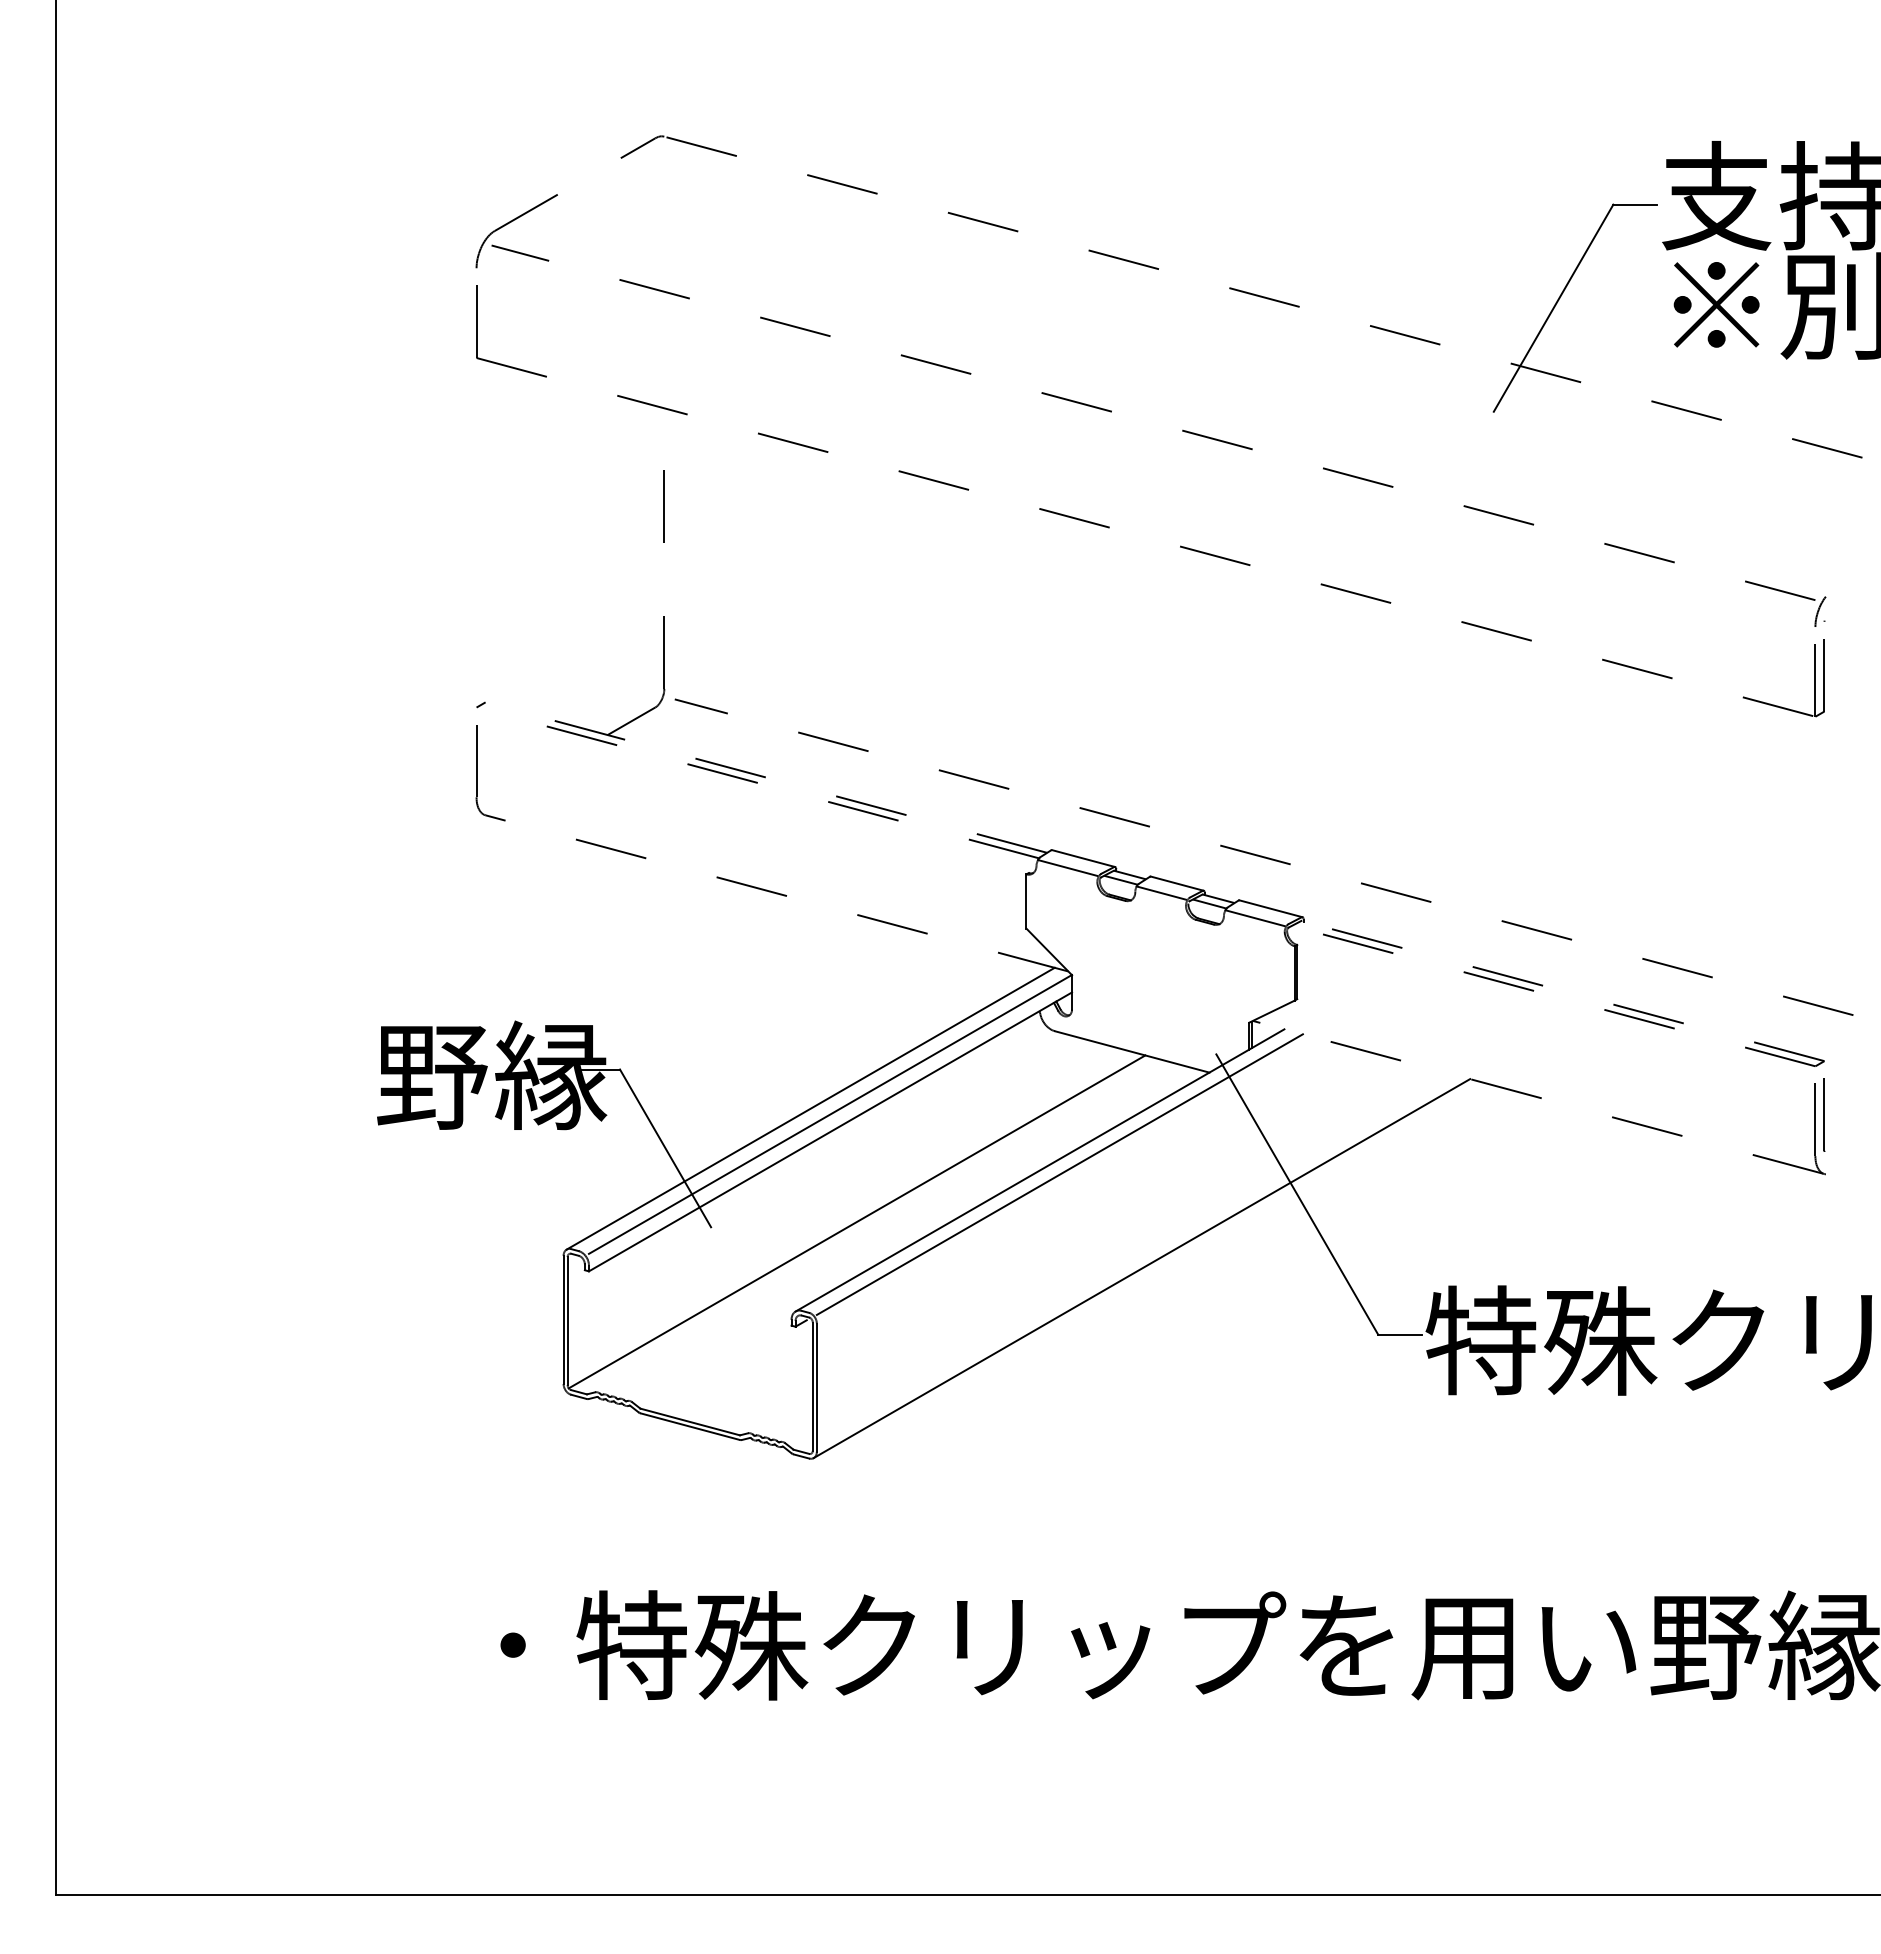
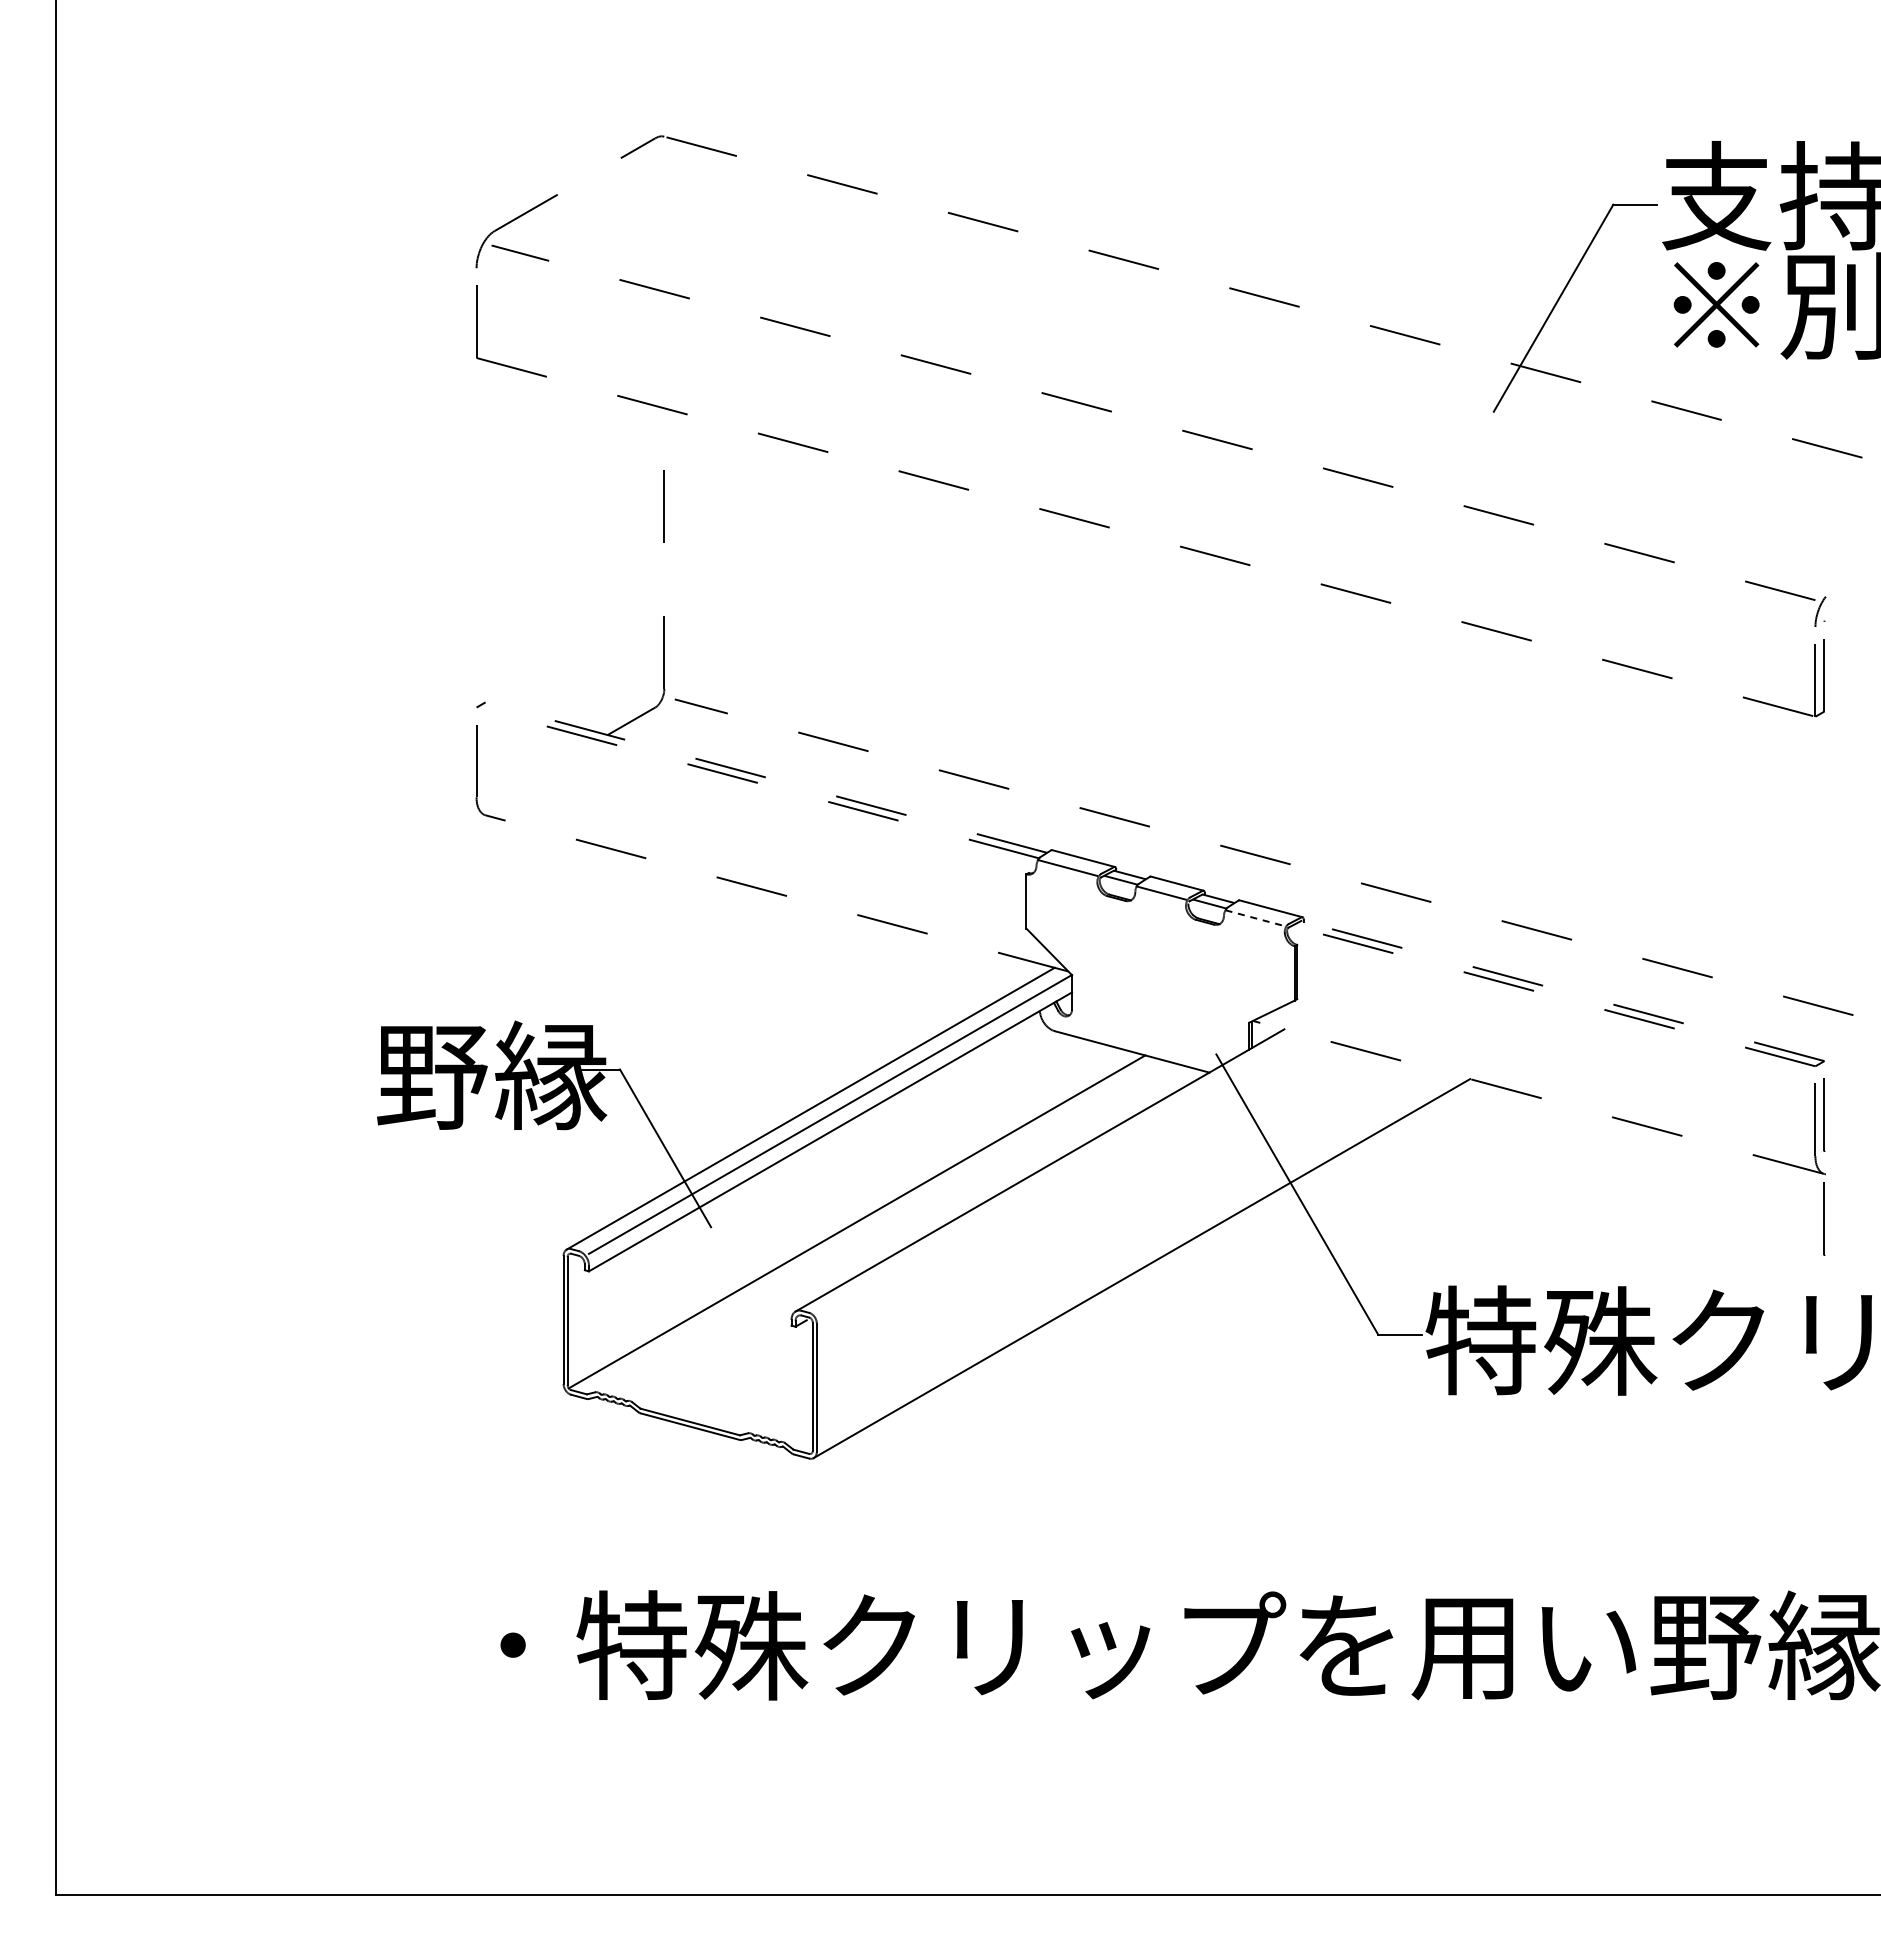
line: solid -> dashed (1255, 918)
line: present -> none (1059, 1174)
line: none -> present (1824, 1218)
